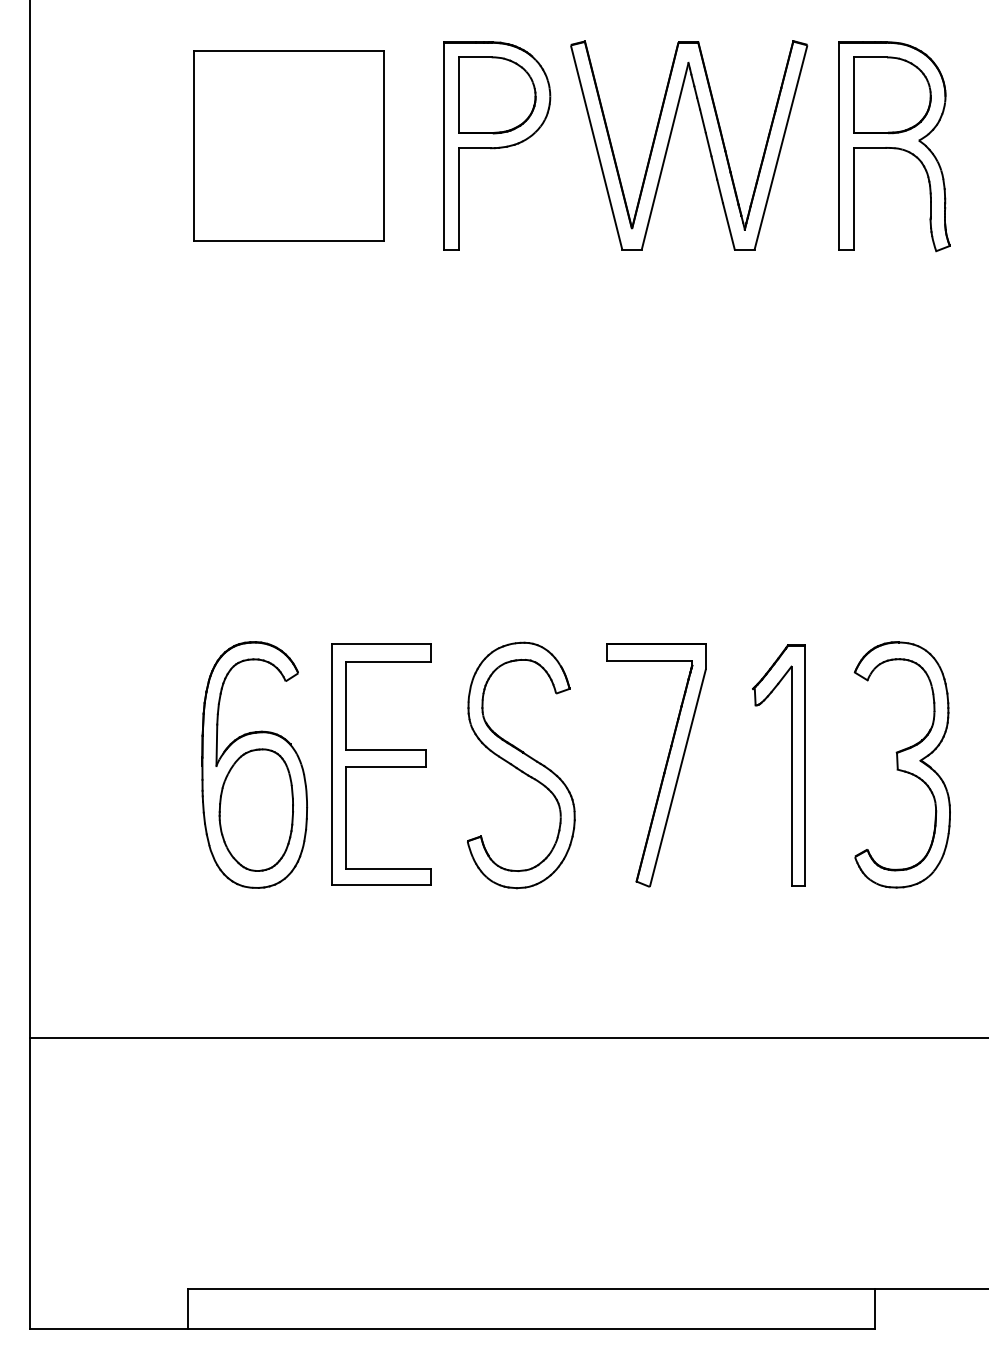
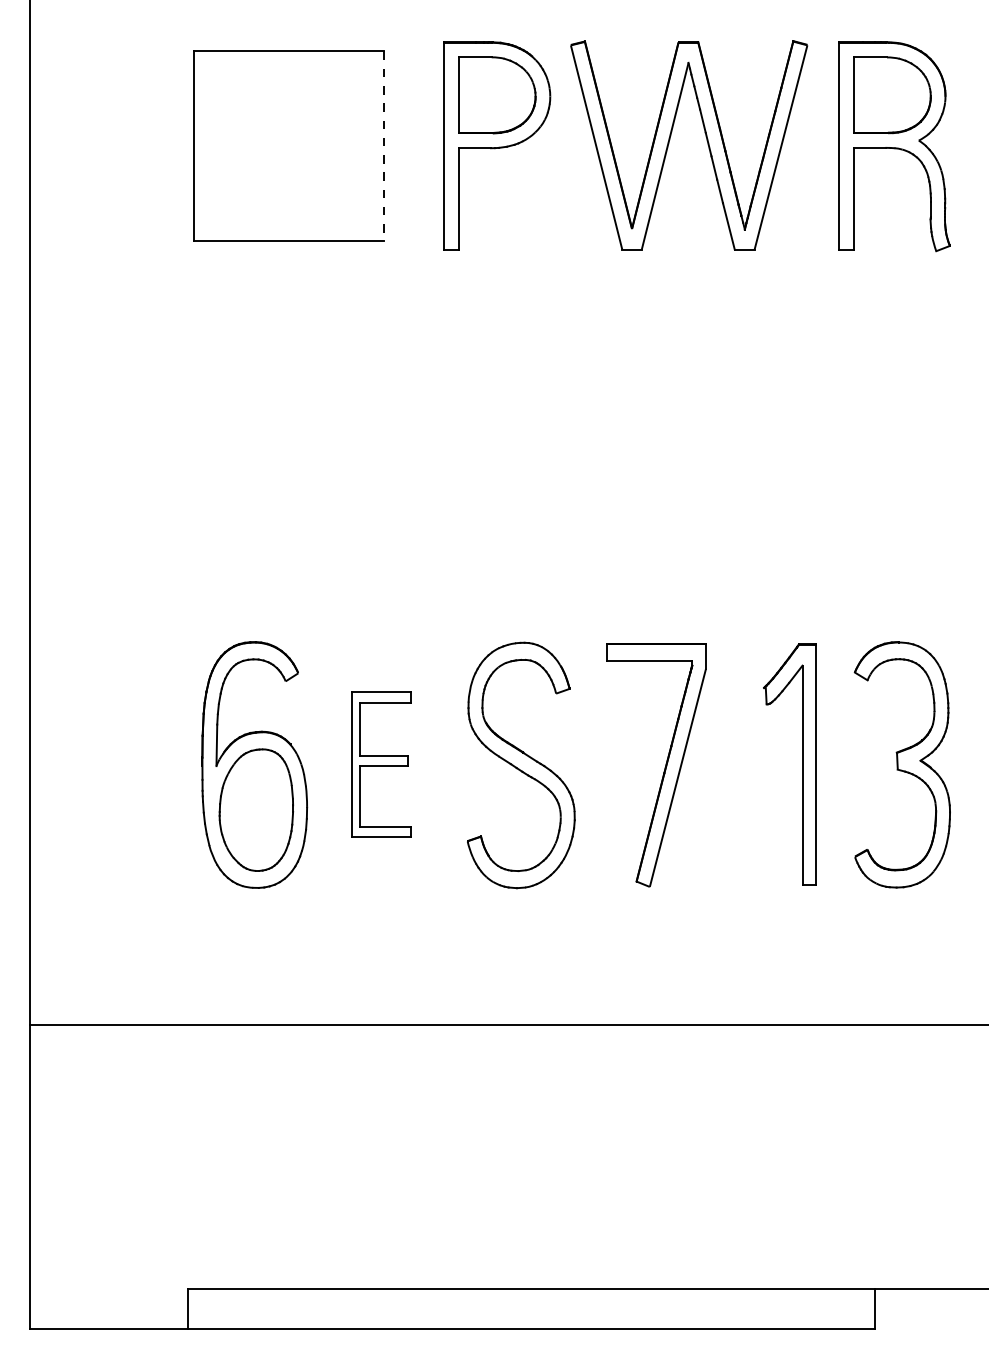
line: solid -> dashed (383, 146)
part size: 101x243 px -> 61x147 px (381, 764)
part position: (791, 765) -> (802, 764) (802, 764)
line position: (507, 1038) -> (507, 1025) (507, 1025)
